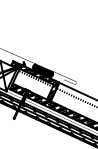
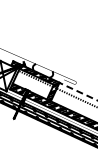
fill: present -> none (42, 70)
line: solid -> dashed (78, 91)
